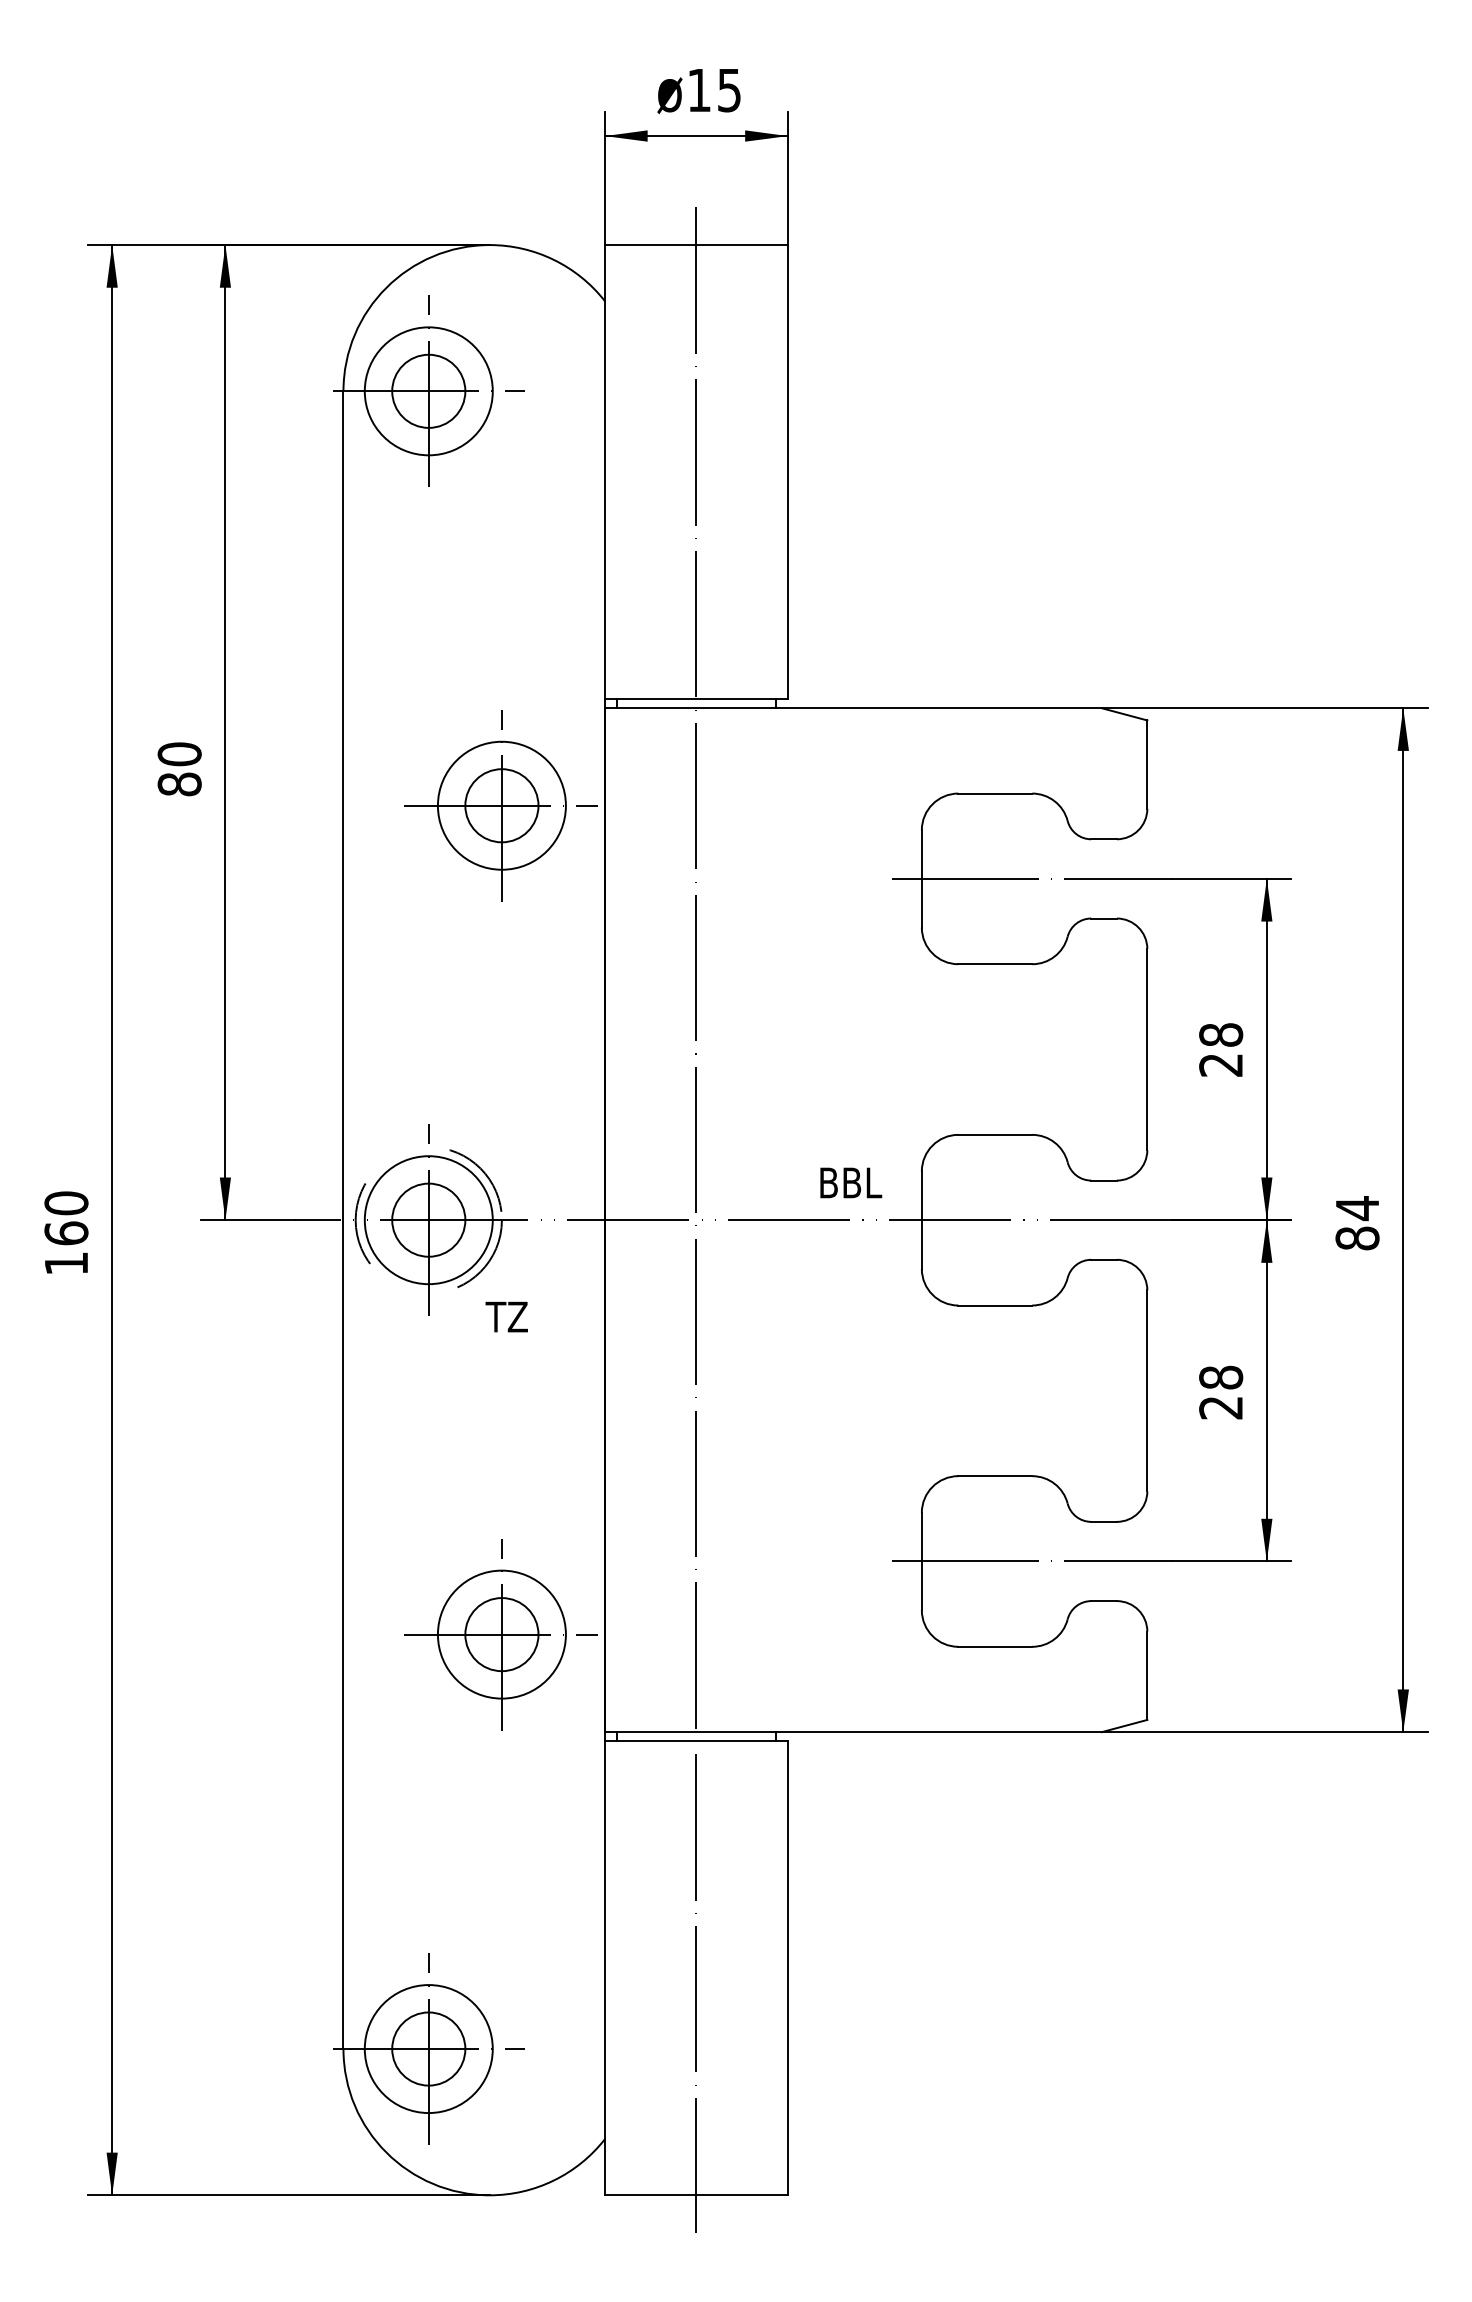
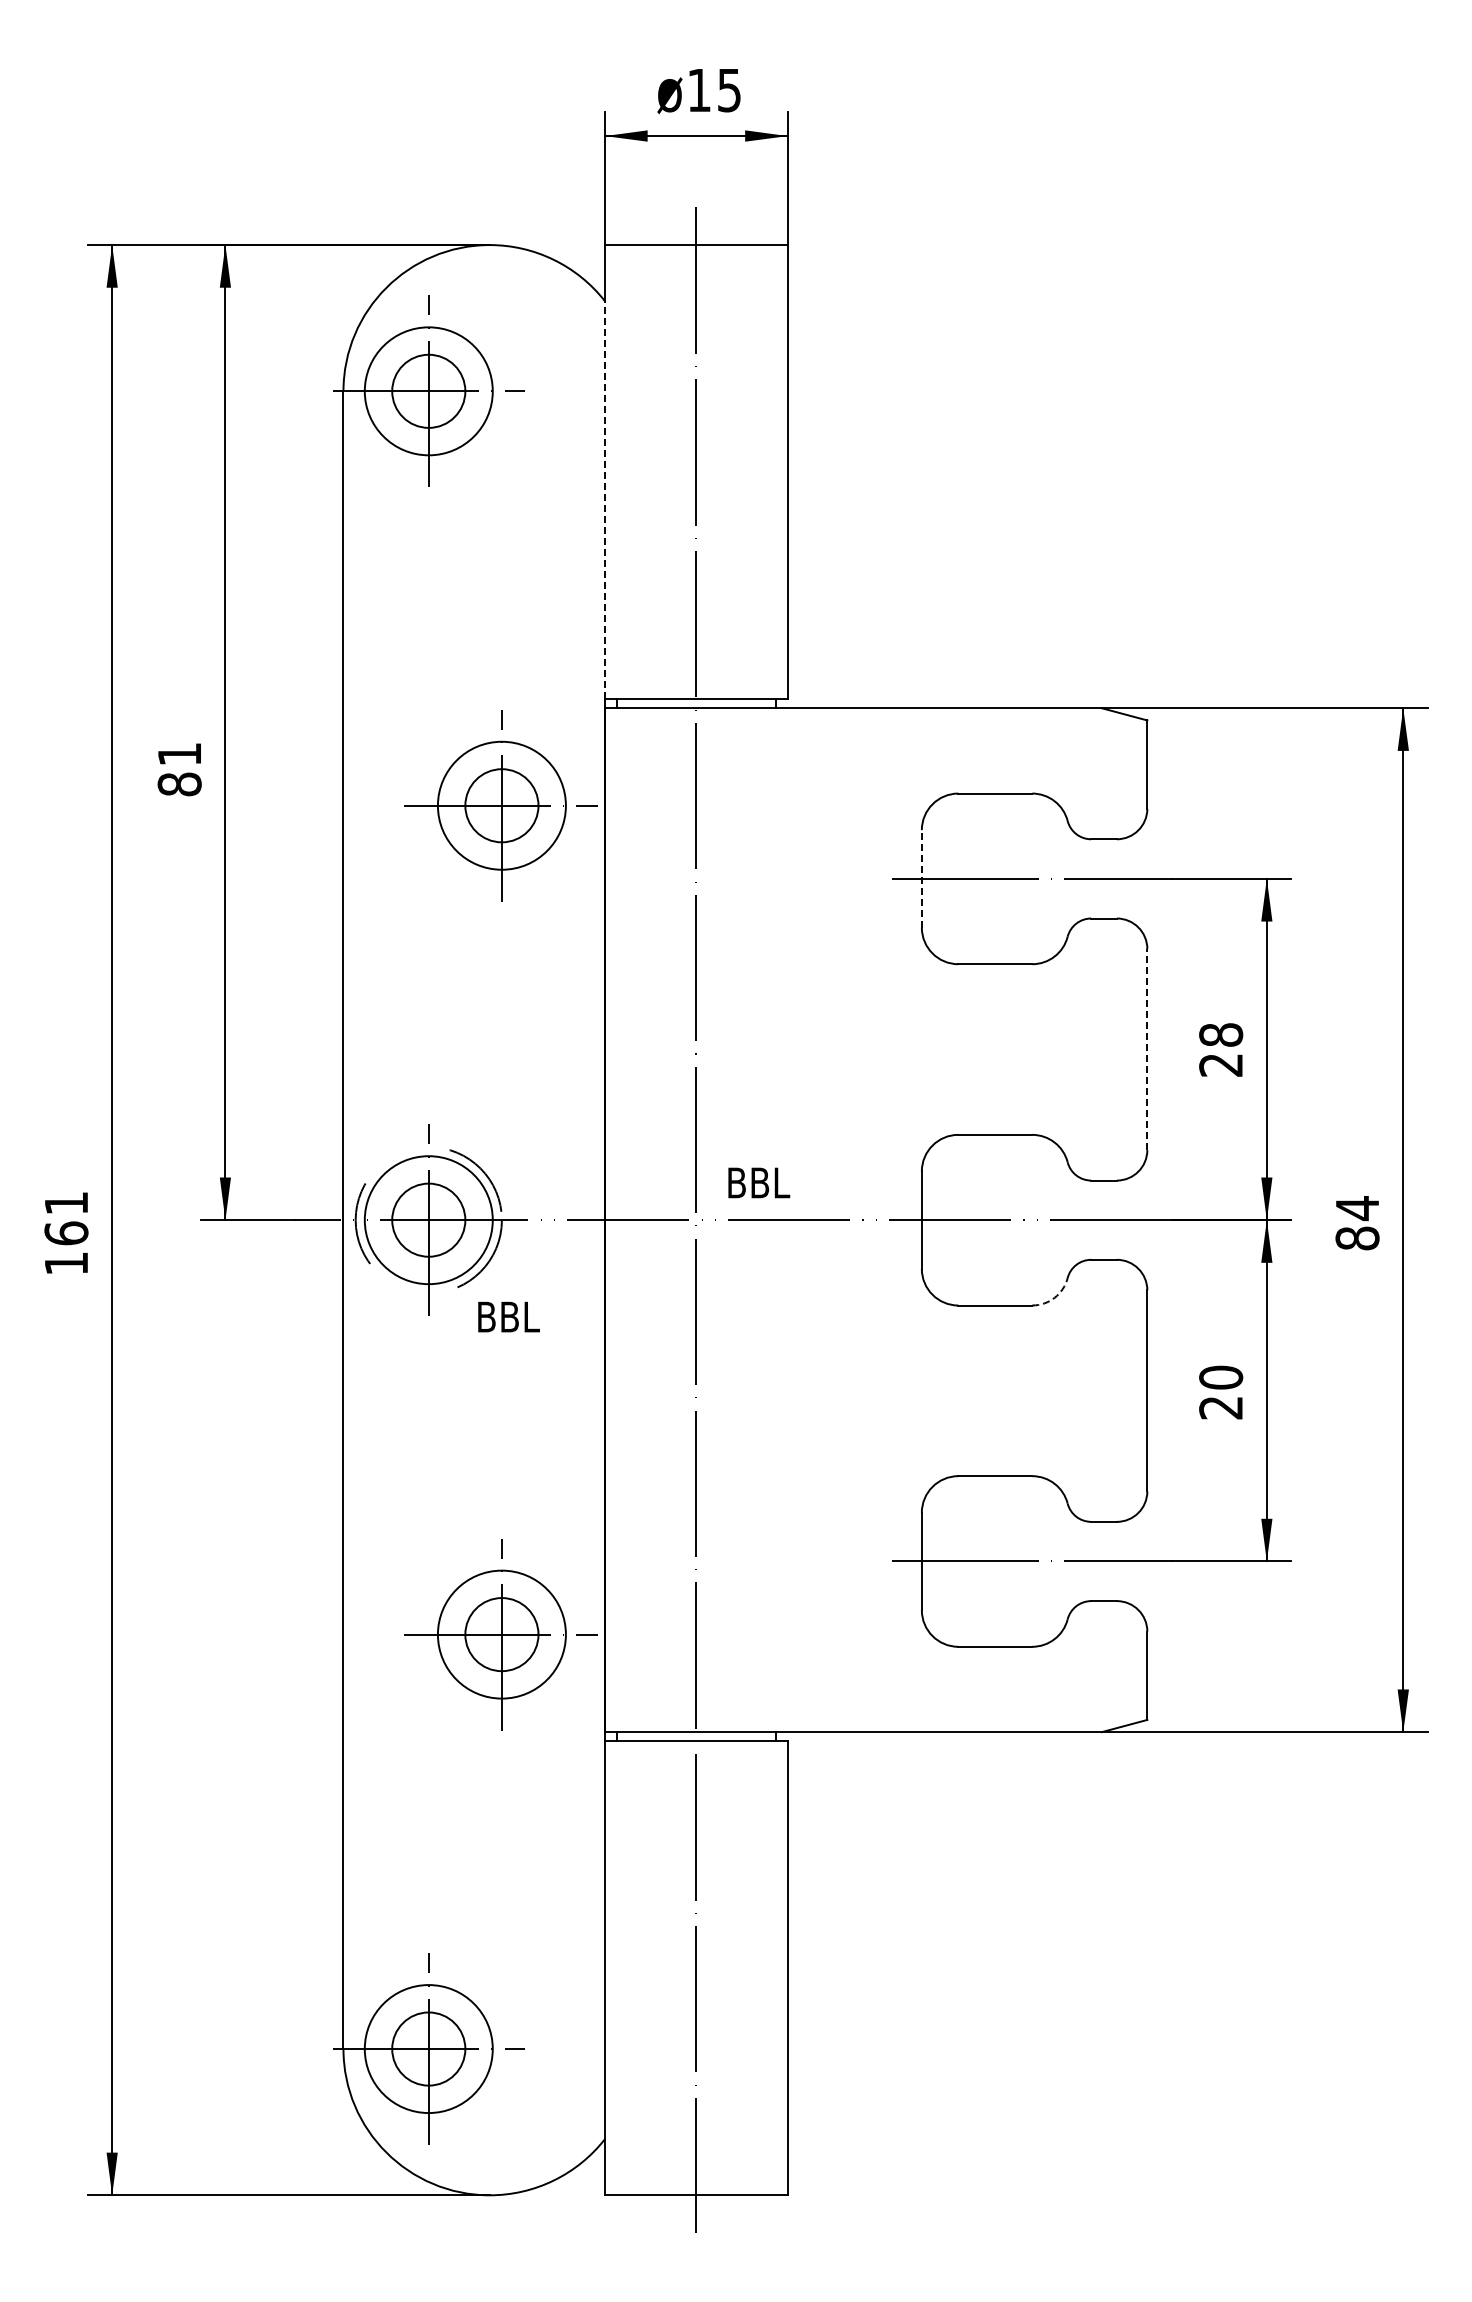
line: solid -> dashed (604, 500)
text: 80 -> 81 (179, 754)
line: solid -> dashed (921, 878)
line: solid -> dashed (1147, 1049)
text position: (851, 1182) -> (759, 1182) (759, 1182)
text: 160 -> 161 (66, 1203)
arc: solid -> dashed (1054, 1297)
text: TZ -> BBL (508, 1316)
text: 28 -> 20 (1221, 1377)
